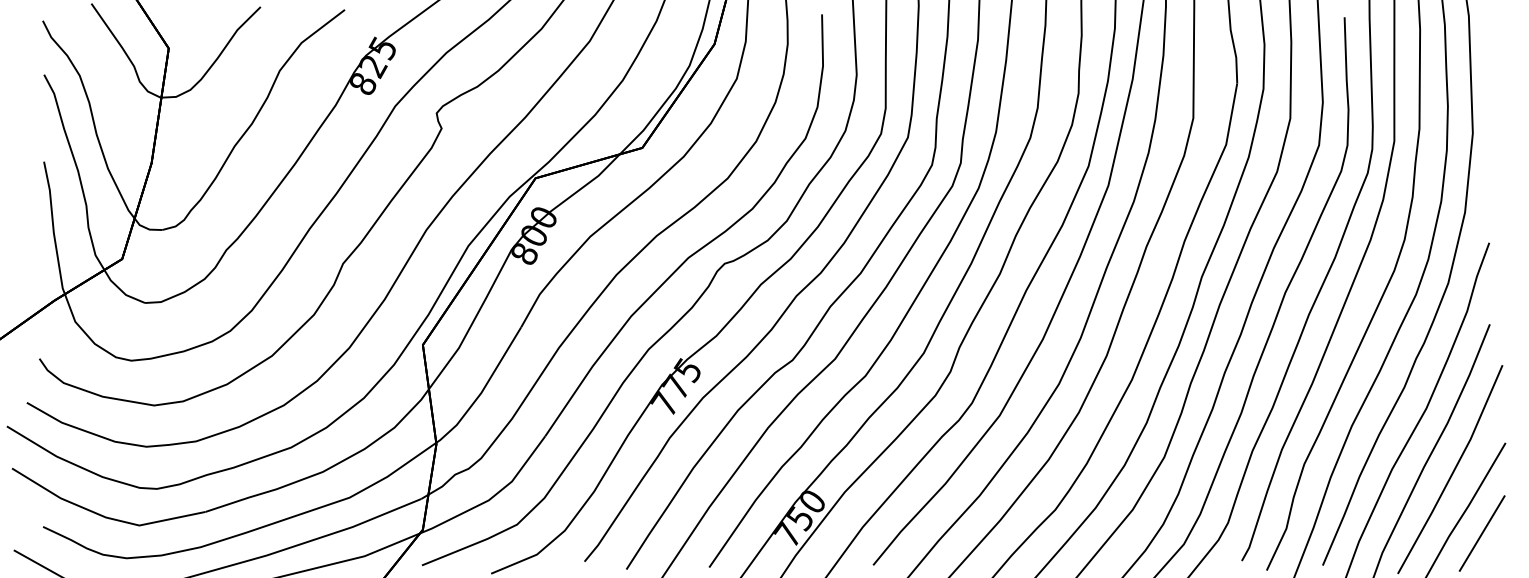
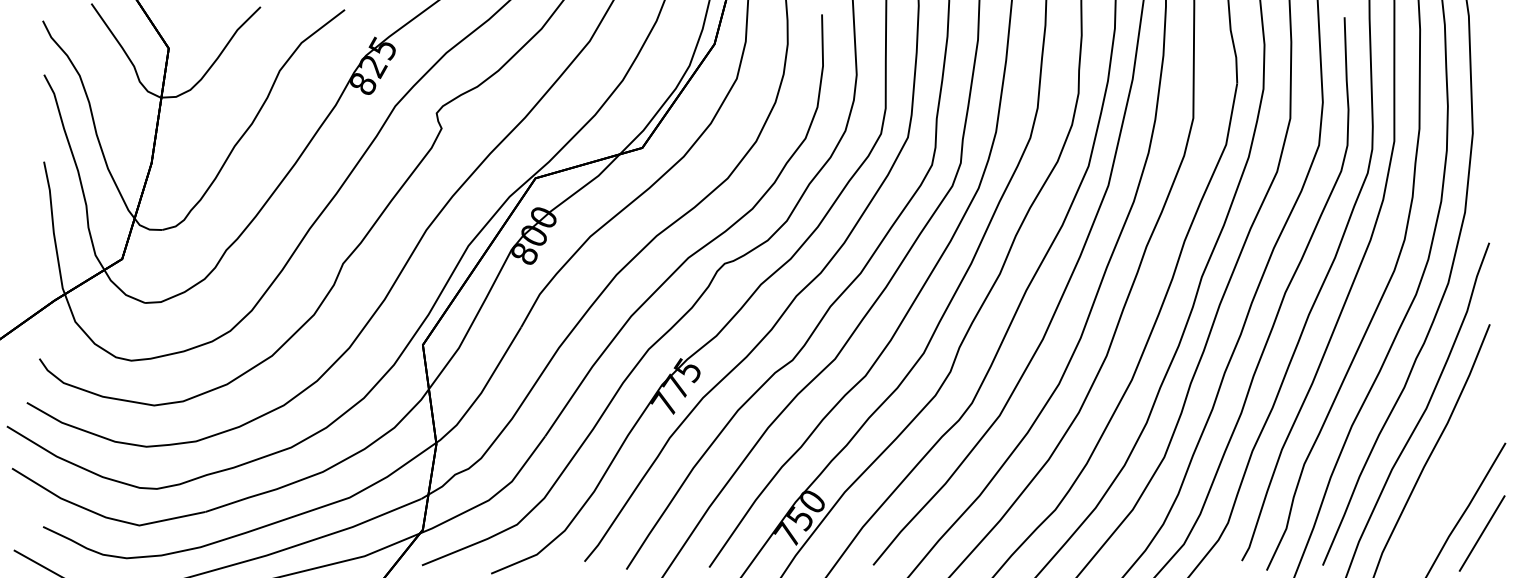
part: present -> none (1450, 469)
